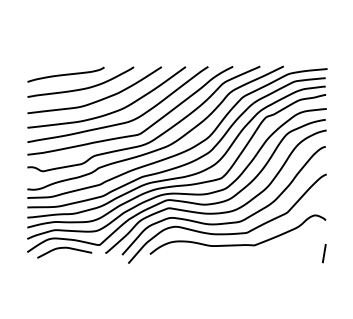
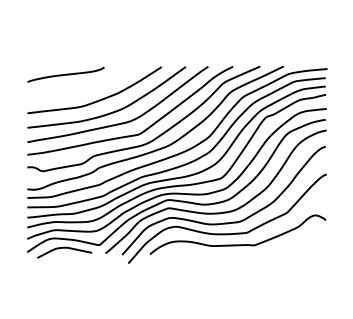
curve: present -> none (80, 88)
line: present -> none (324, 253)
